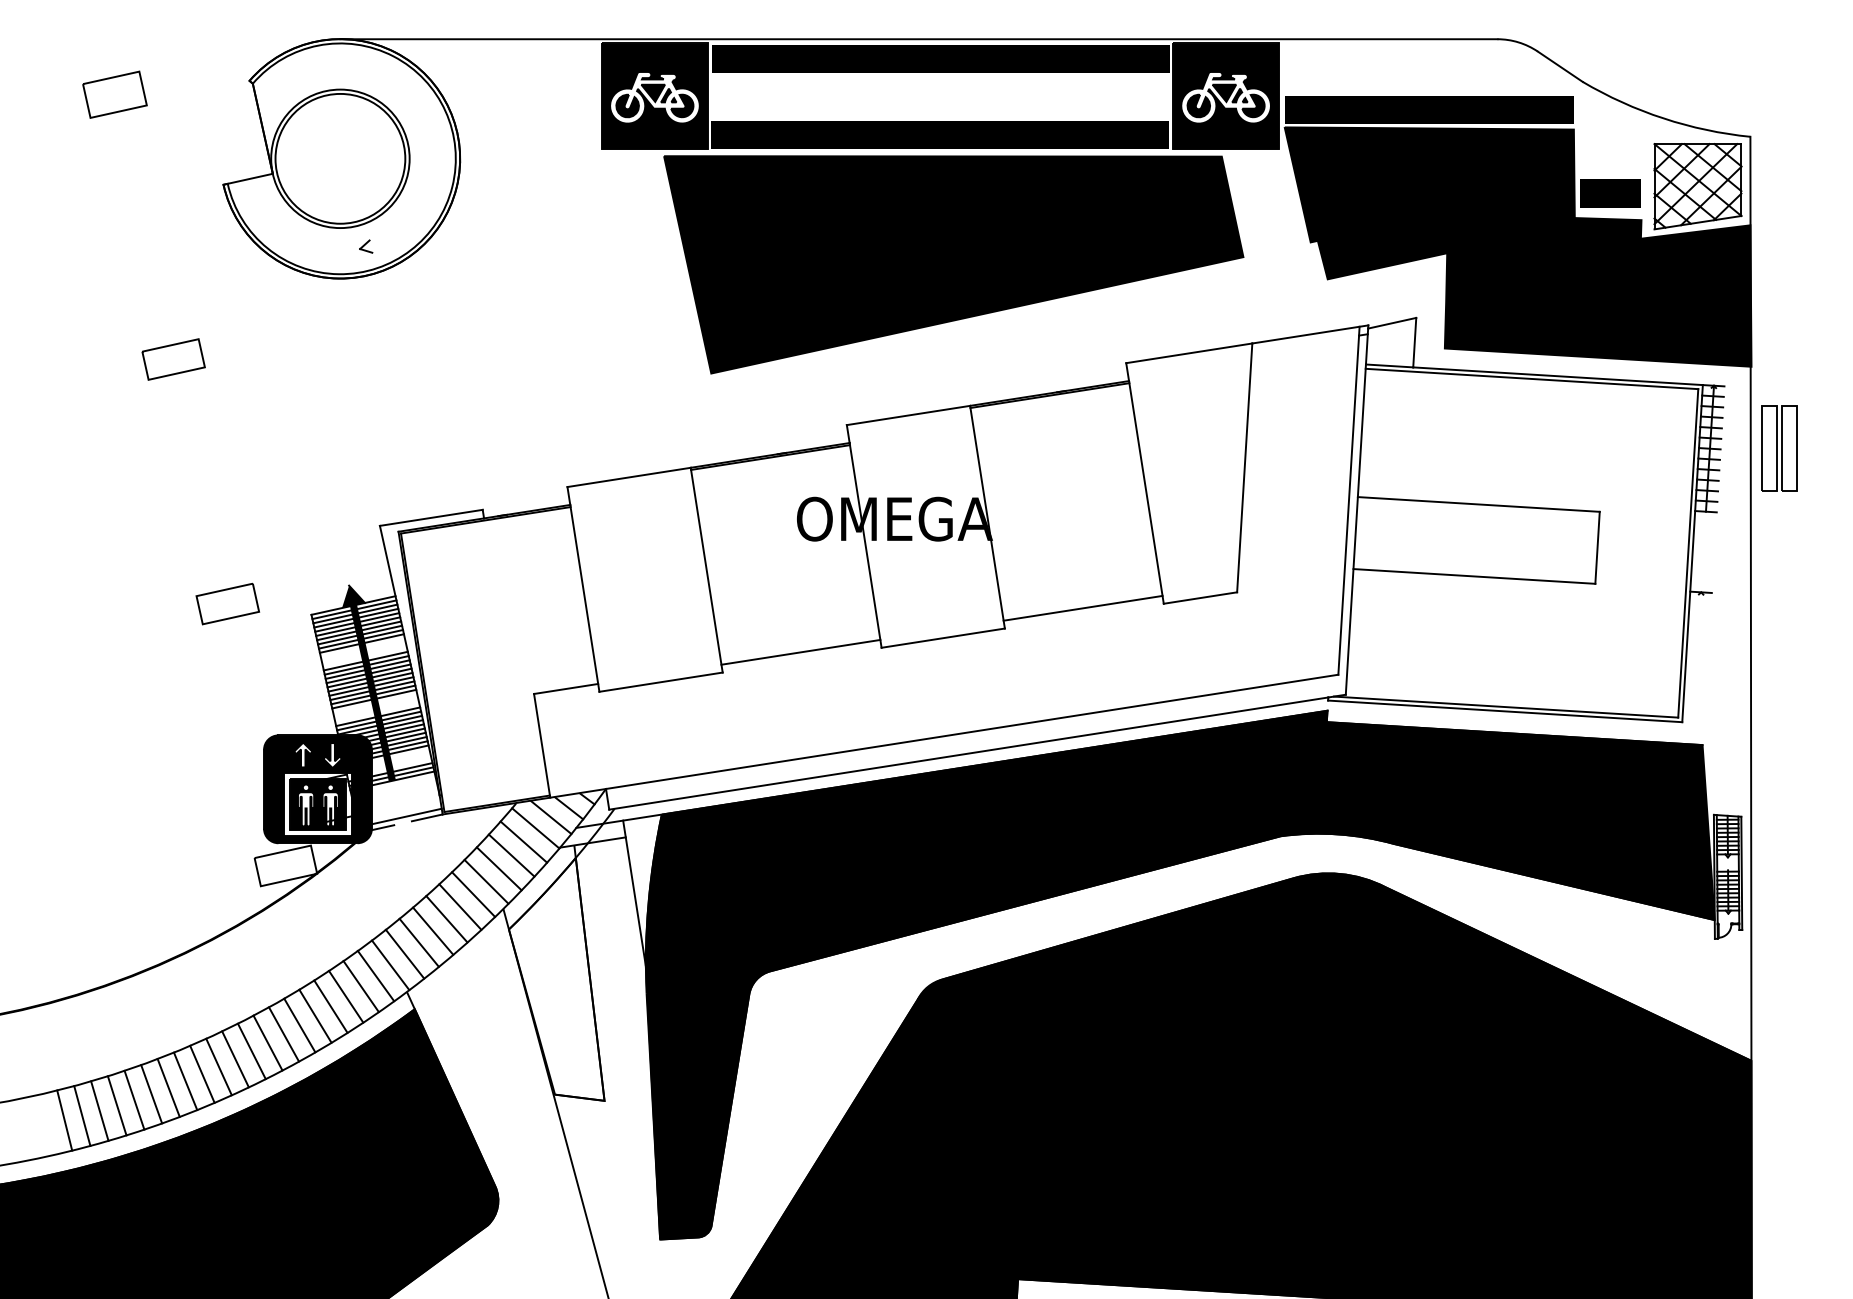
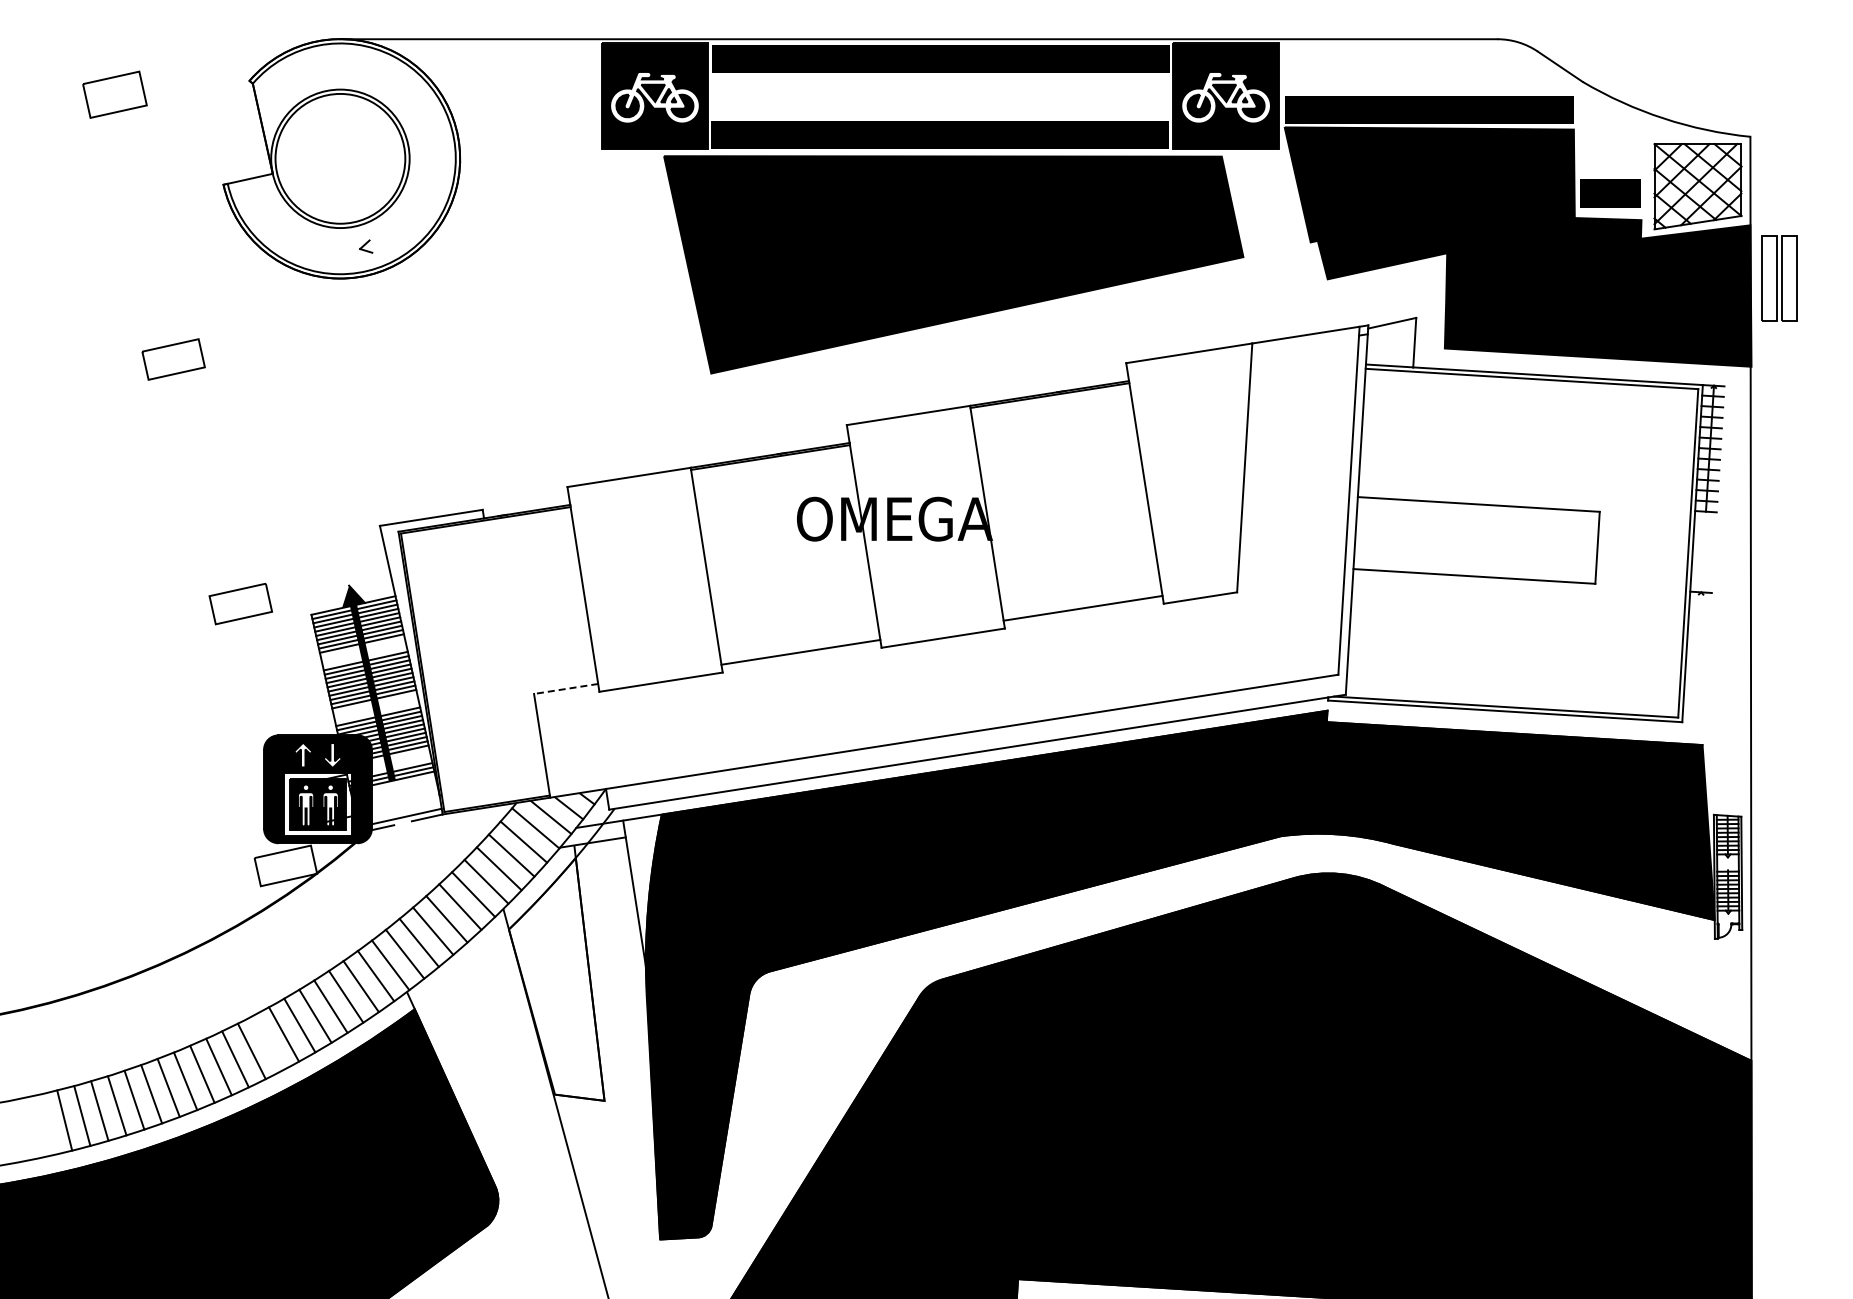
part position: (1779, 448) -> (1779, 278) (1779, 278)
part position: (227, 603) -> (240, 603) (240, 603)
line: solid -> dashed (565, 689)
line: present -> none (267, 1042)
